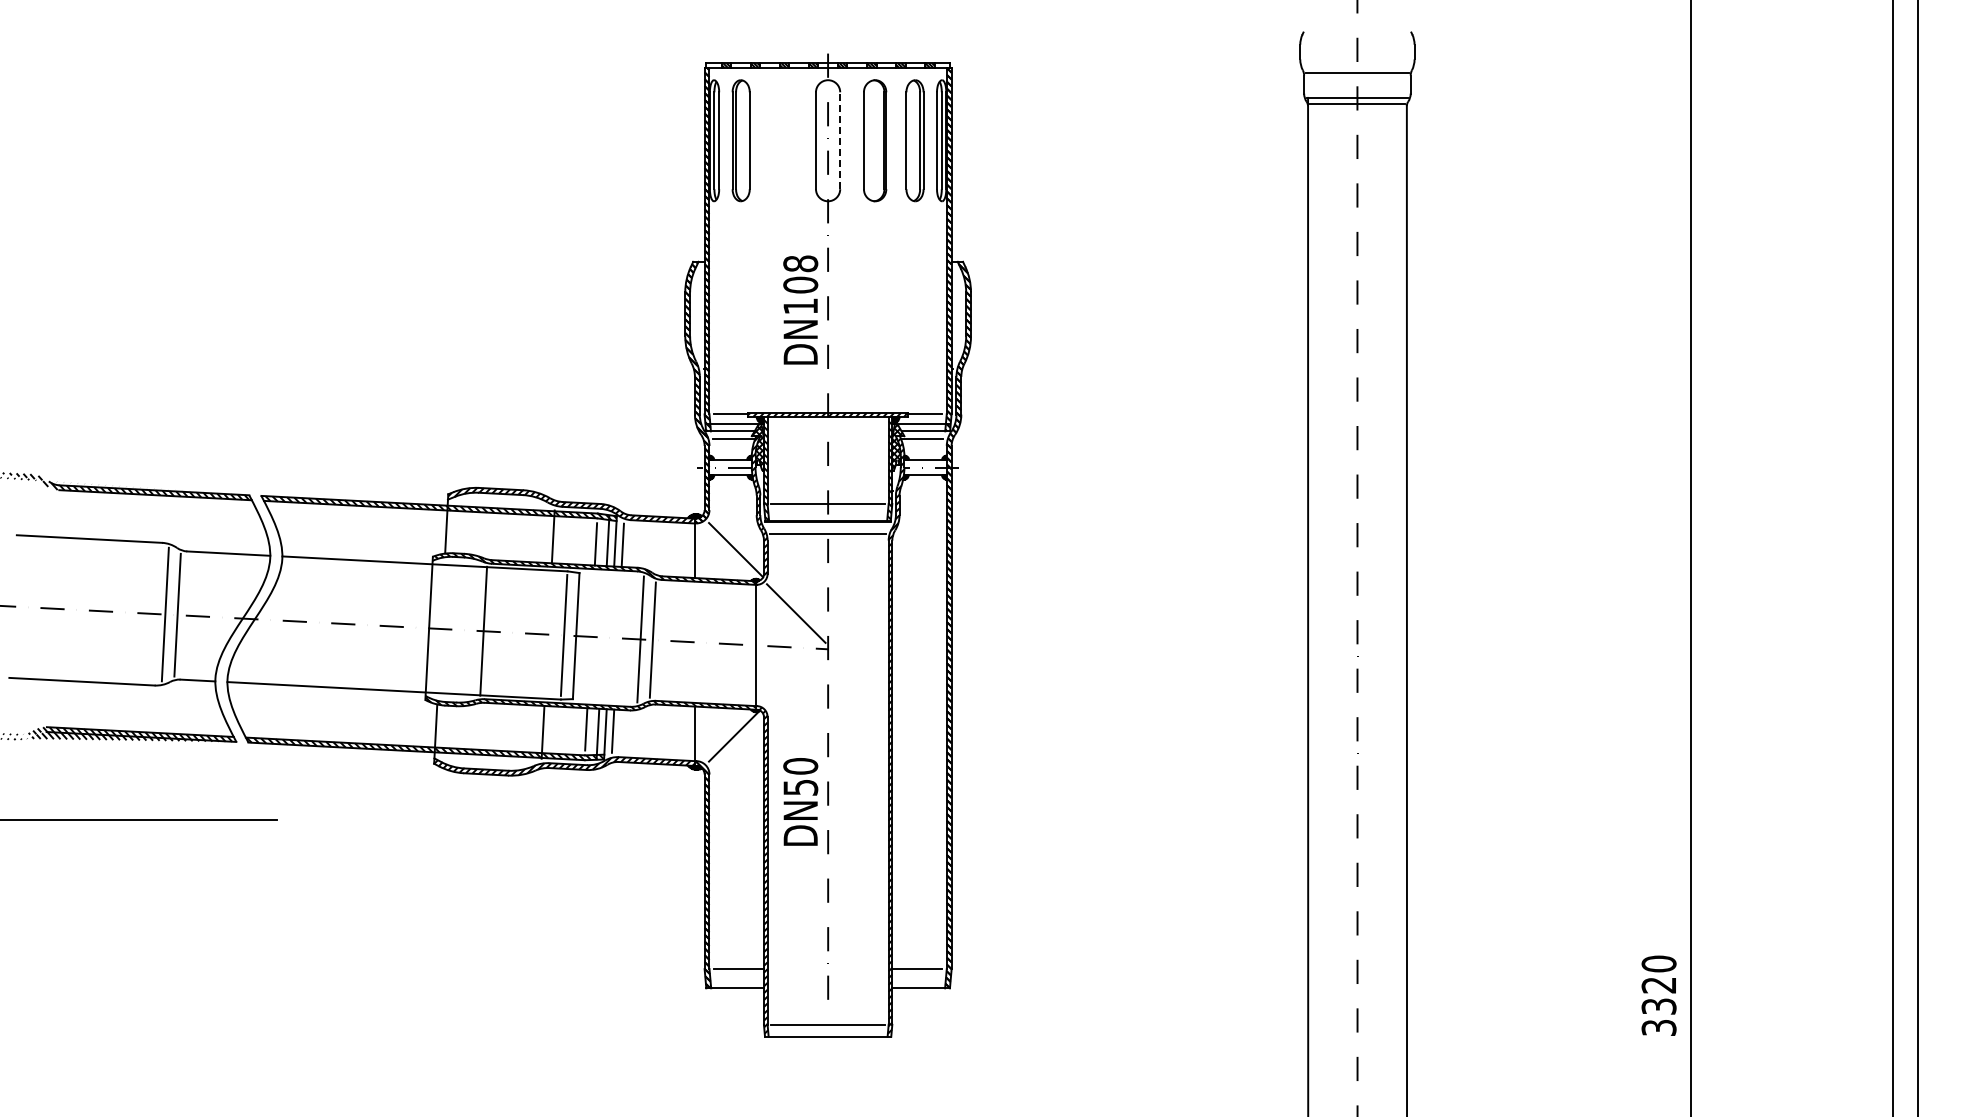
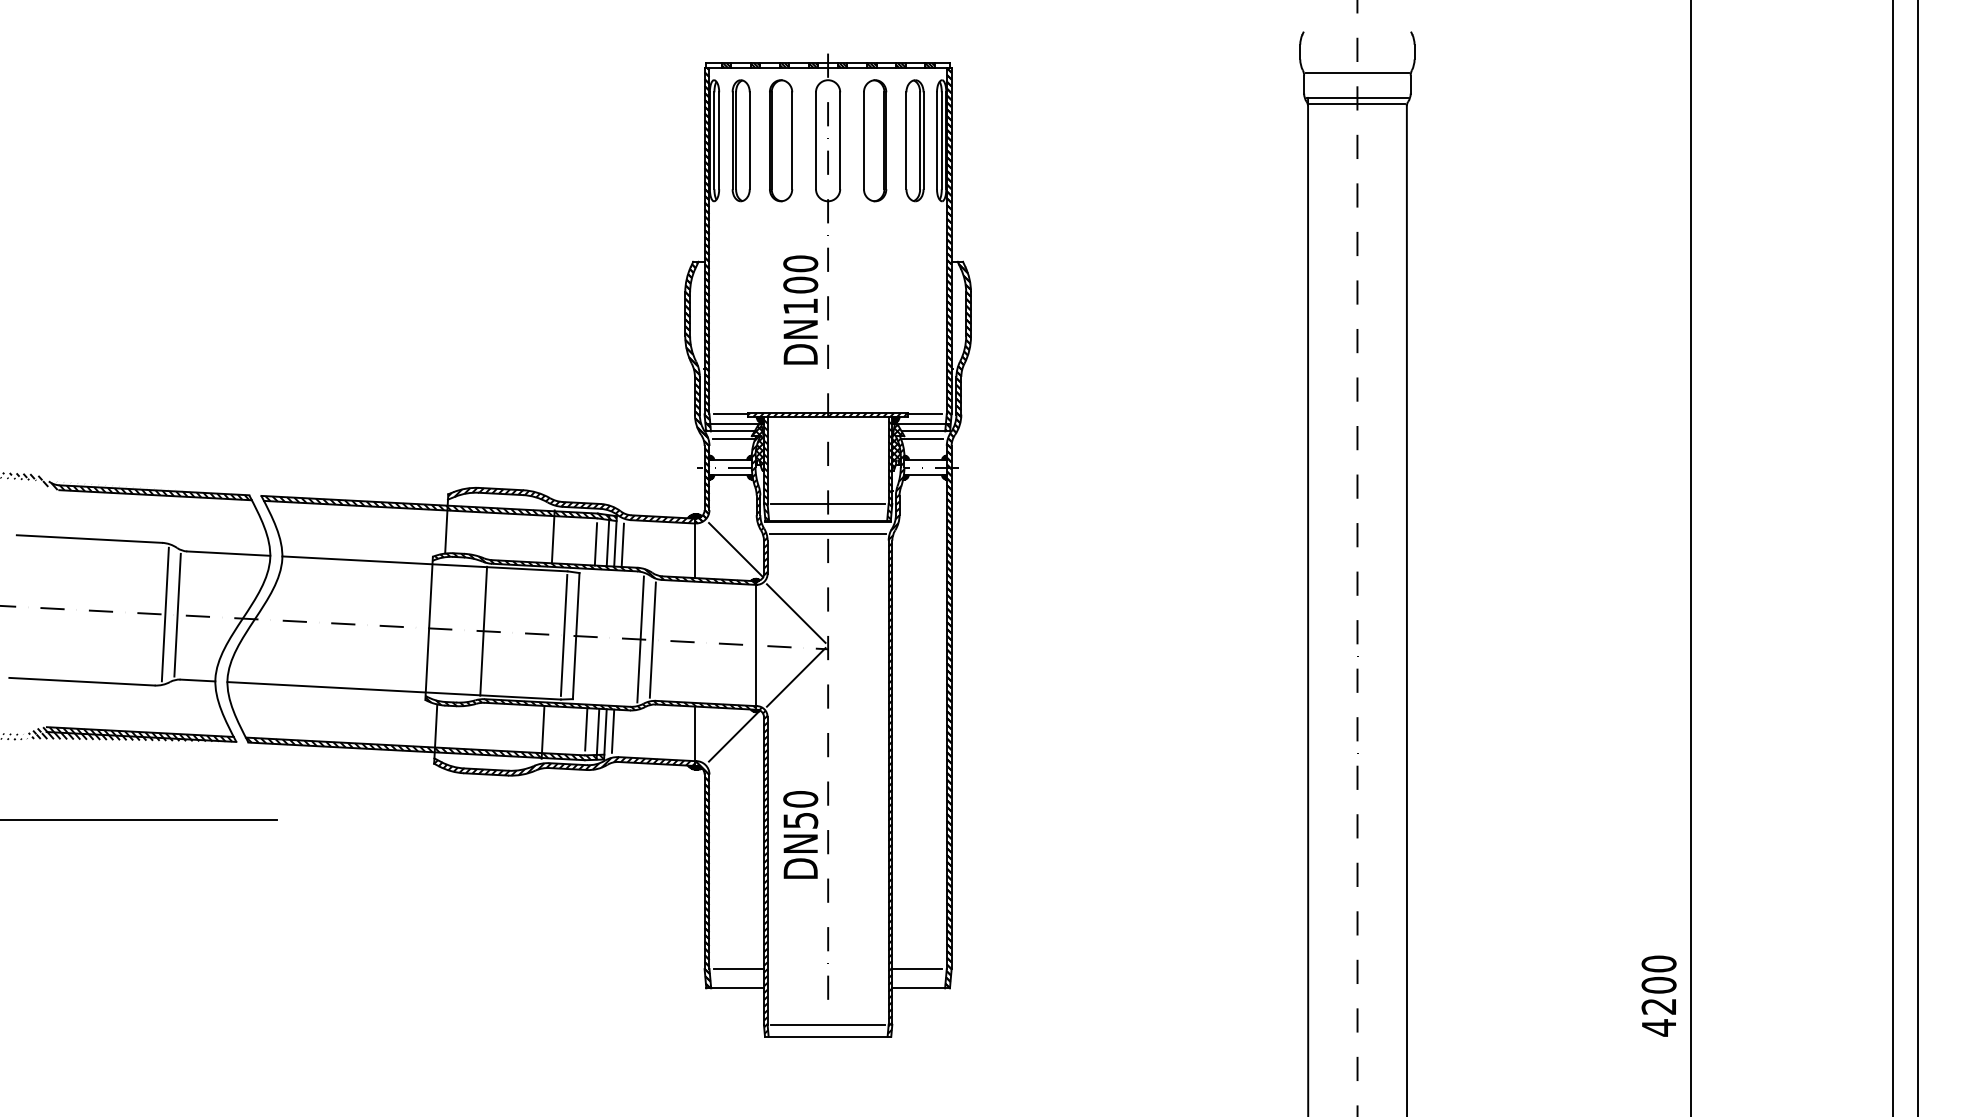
part: none -> present (781, 140)
line: dashed -> solid (840, 140)
text: DN108 -> DN100 (800, 263)
line: none -> present (795, 677)
text position: (800, 801) -> (800, 834) (800, 834)
text: 3320 -> 4200 (1658, 1006)
